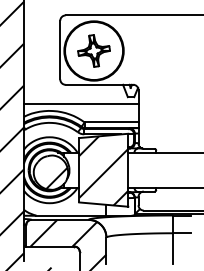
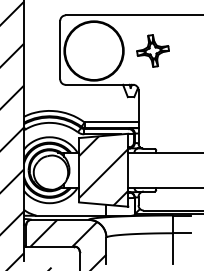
part position: (93, 50) -> (152, 50) (152, 50)
line: present -> none (80, 104)
hatch: present -> none (56, 178)
